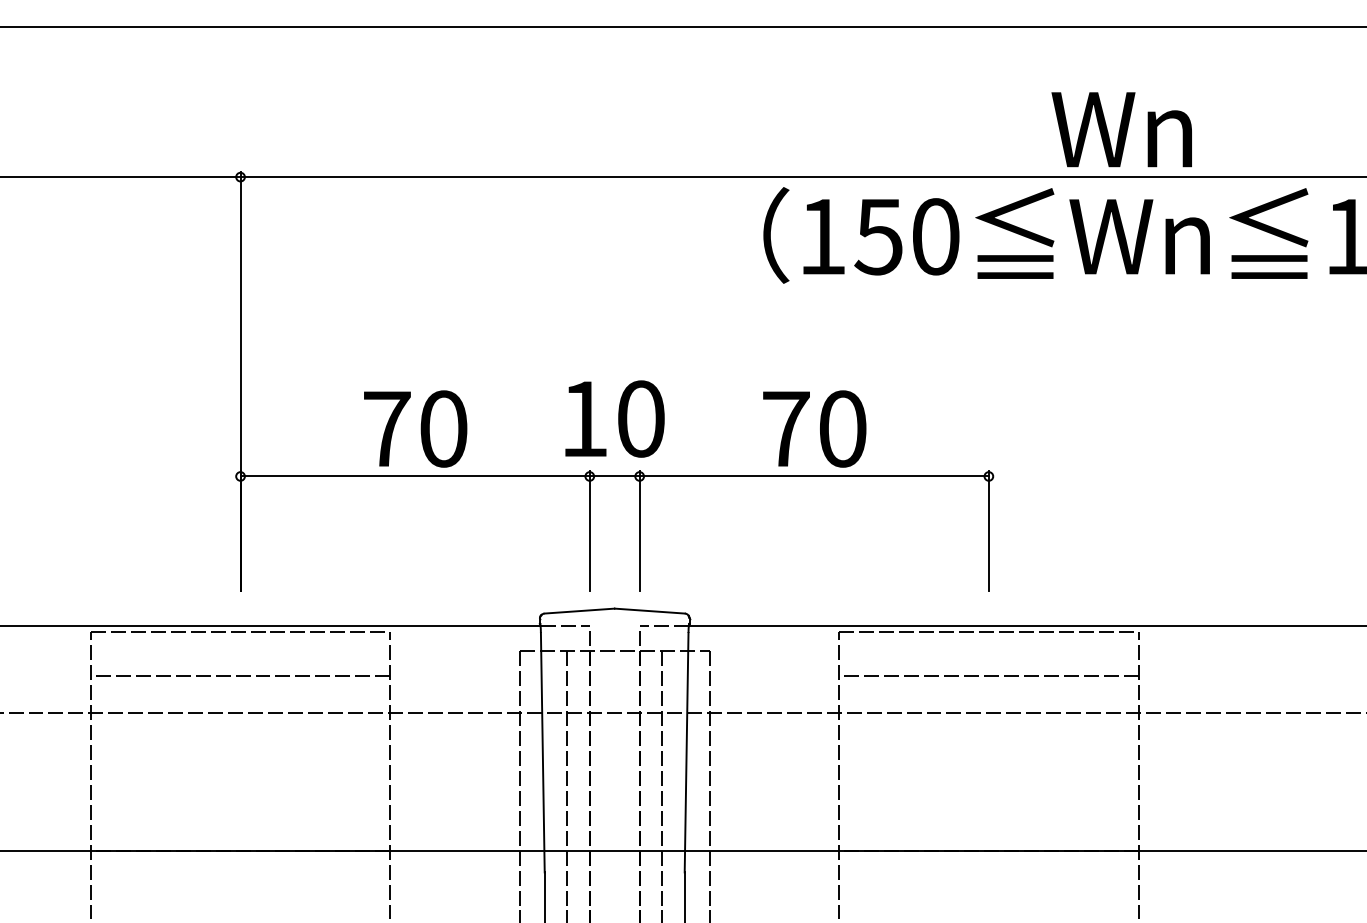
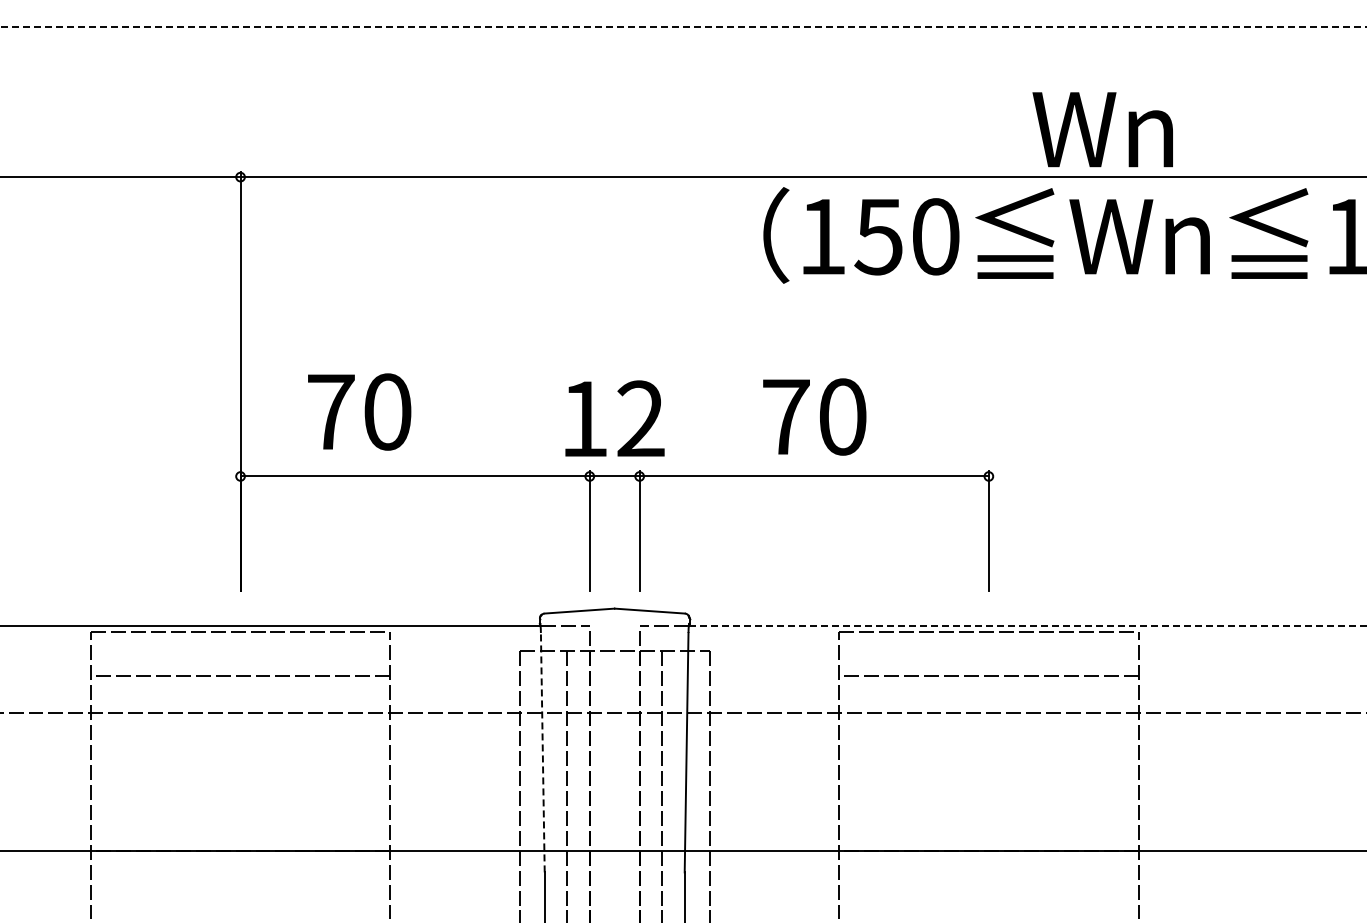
line: solid -> dashed (683, 27)
text position: (1121, 129) -> (1102, 129) (1102, 129)
text: 10 -> 12 (640, 418)
text position: (415, 428) -> (359, 411) (359, 411)
text position: (814, 428) -> (814, 416) (814, 416)
line: solid -> dashed (1027, 626)
line: solid -> dashed (542, 752)
